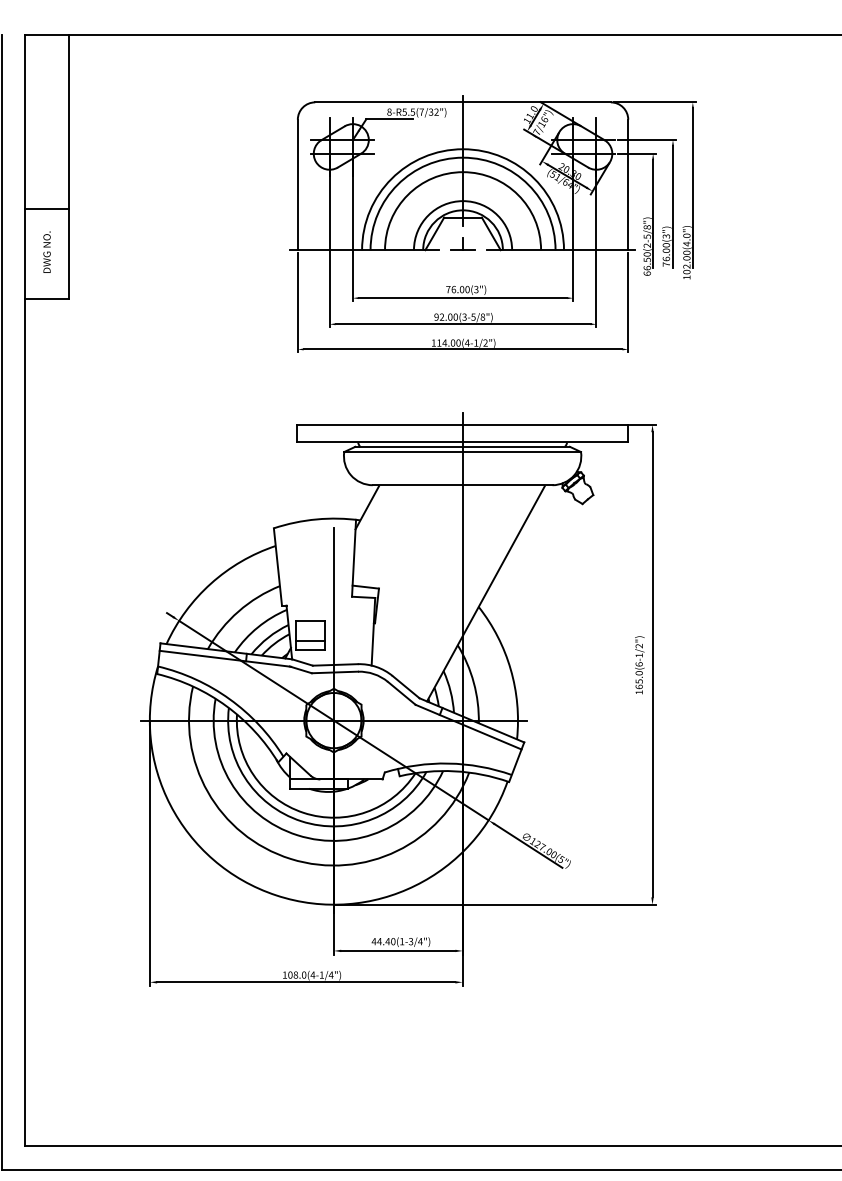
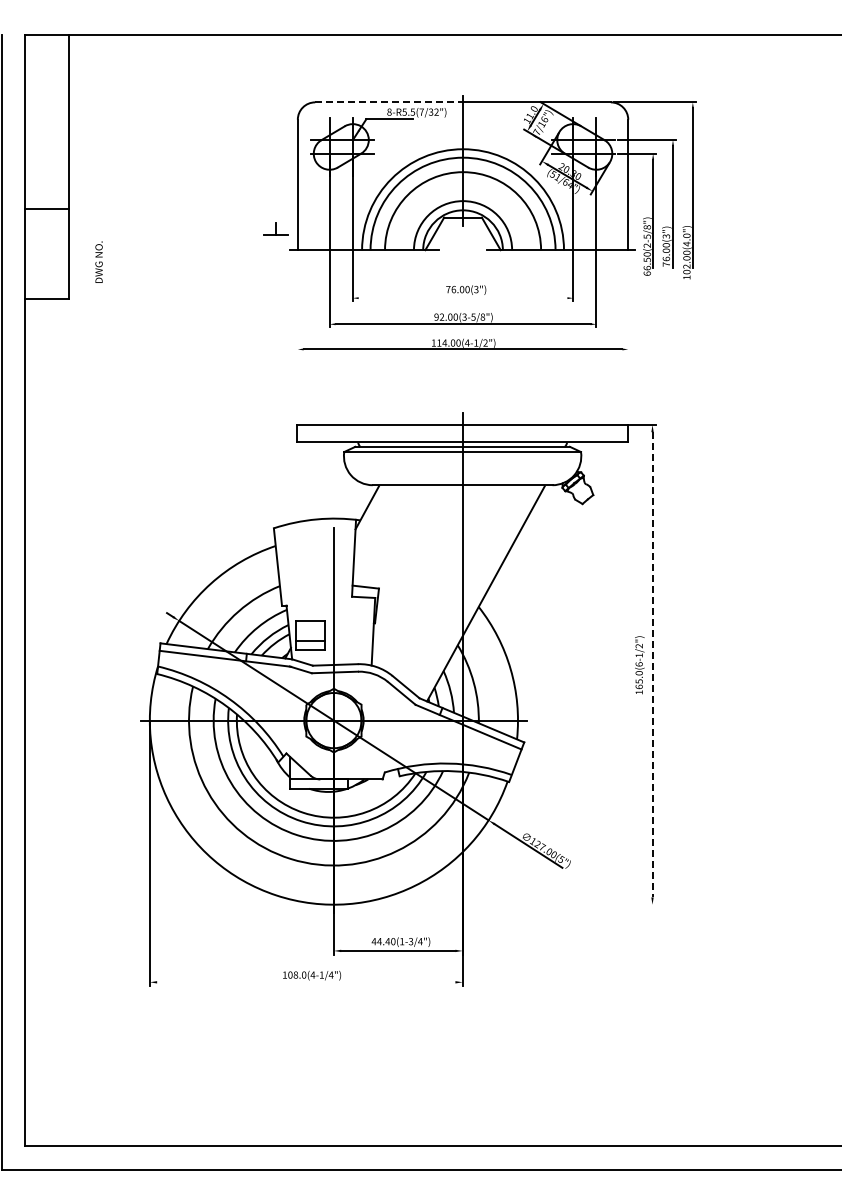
line: solid -> dashed (389, 102)
part position: (462, 243) -> (275, 228) (275, 228)
text position: (46, 251) -> (98, 261) (98, 261)
line: present -> none (462, 298)
line: present -> none (297, 302)
line: present -> none (628, 302)
line: solid -> dashed (652, 664)
line: present -> none (495, 904)
line: present -> none (306, 982)
